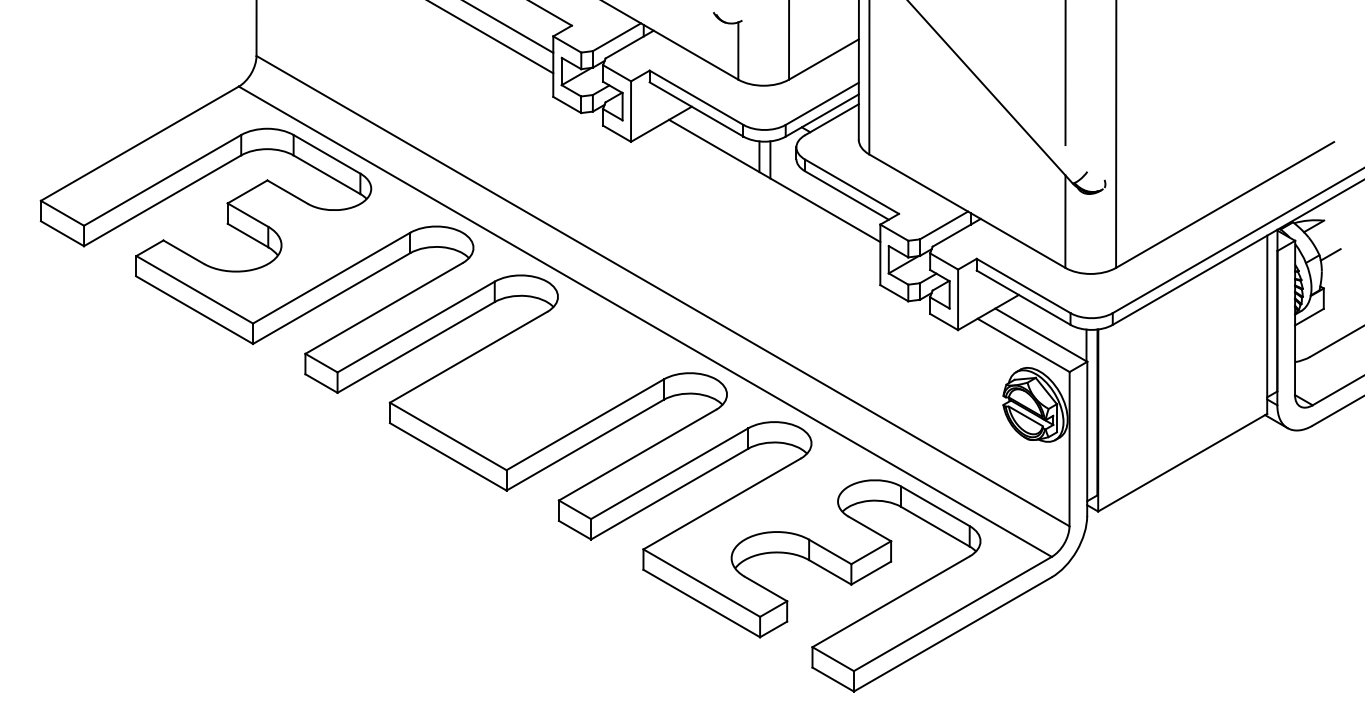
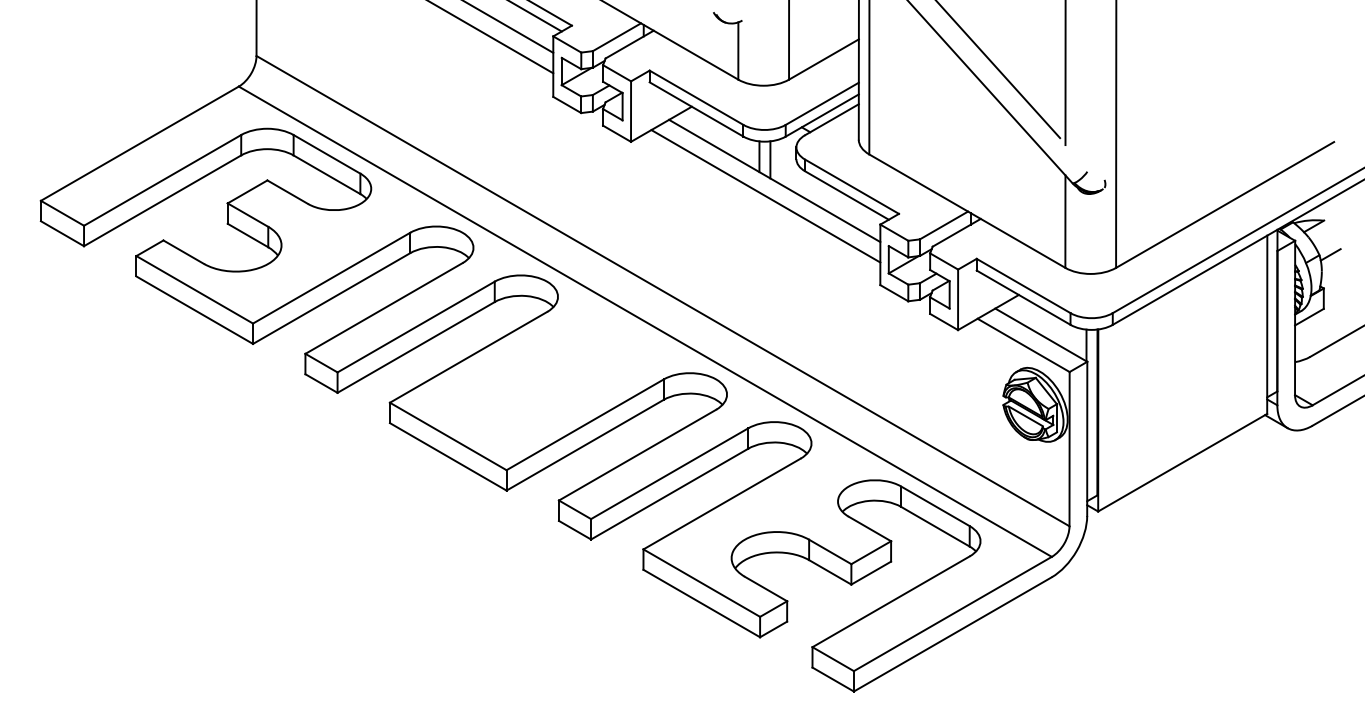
line: none -> present (536, 16)
line: none -> present (998, 70)
line: none -> present (765, 196)
